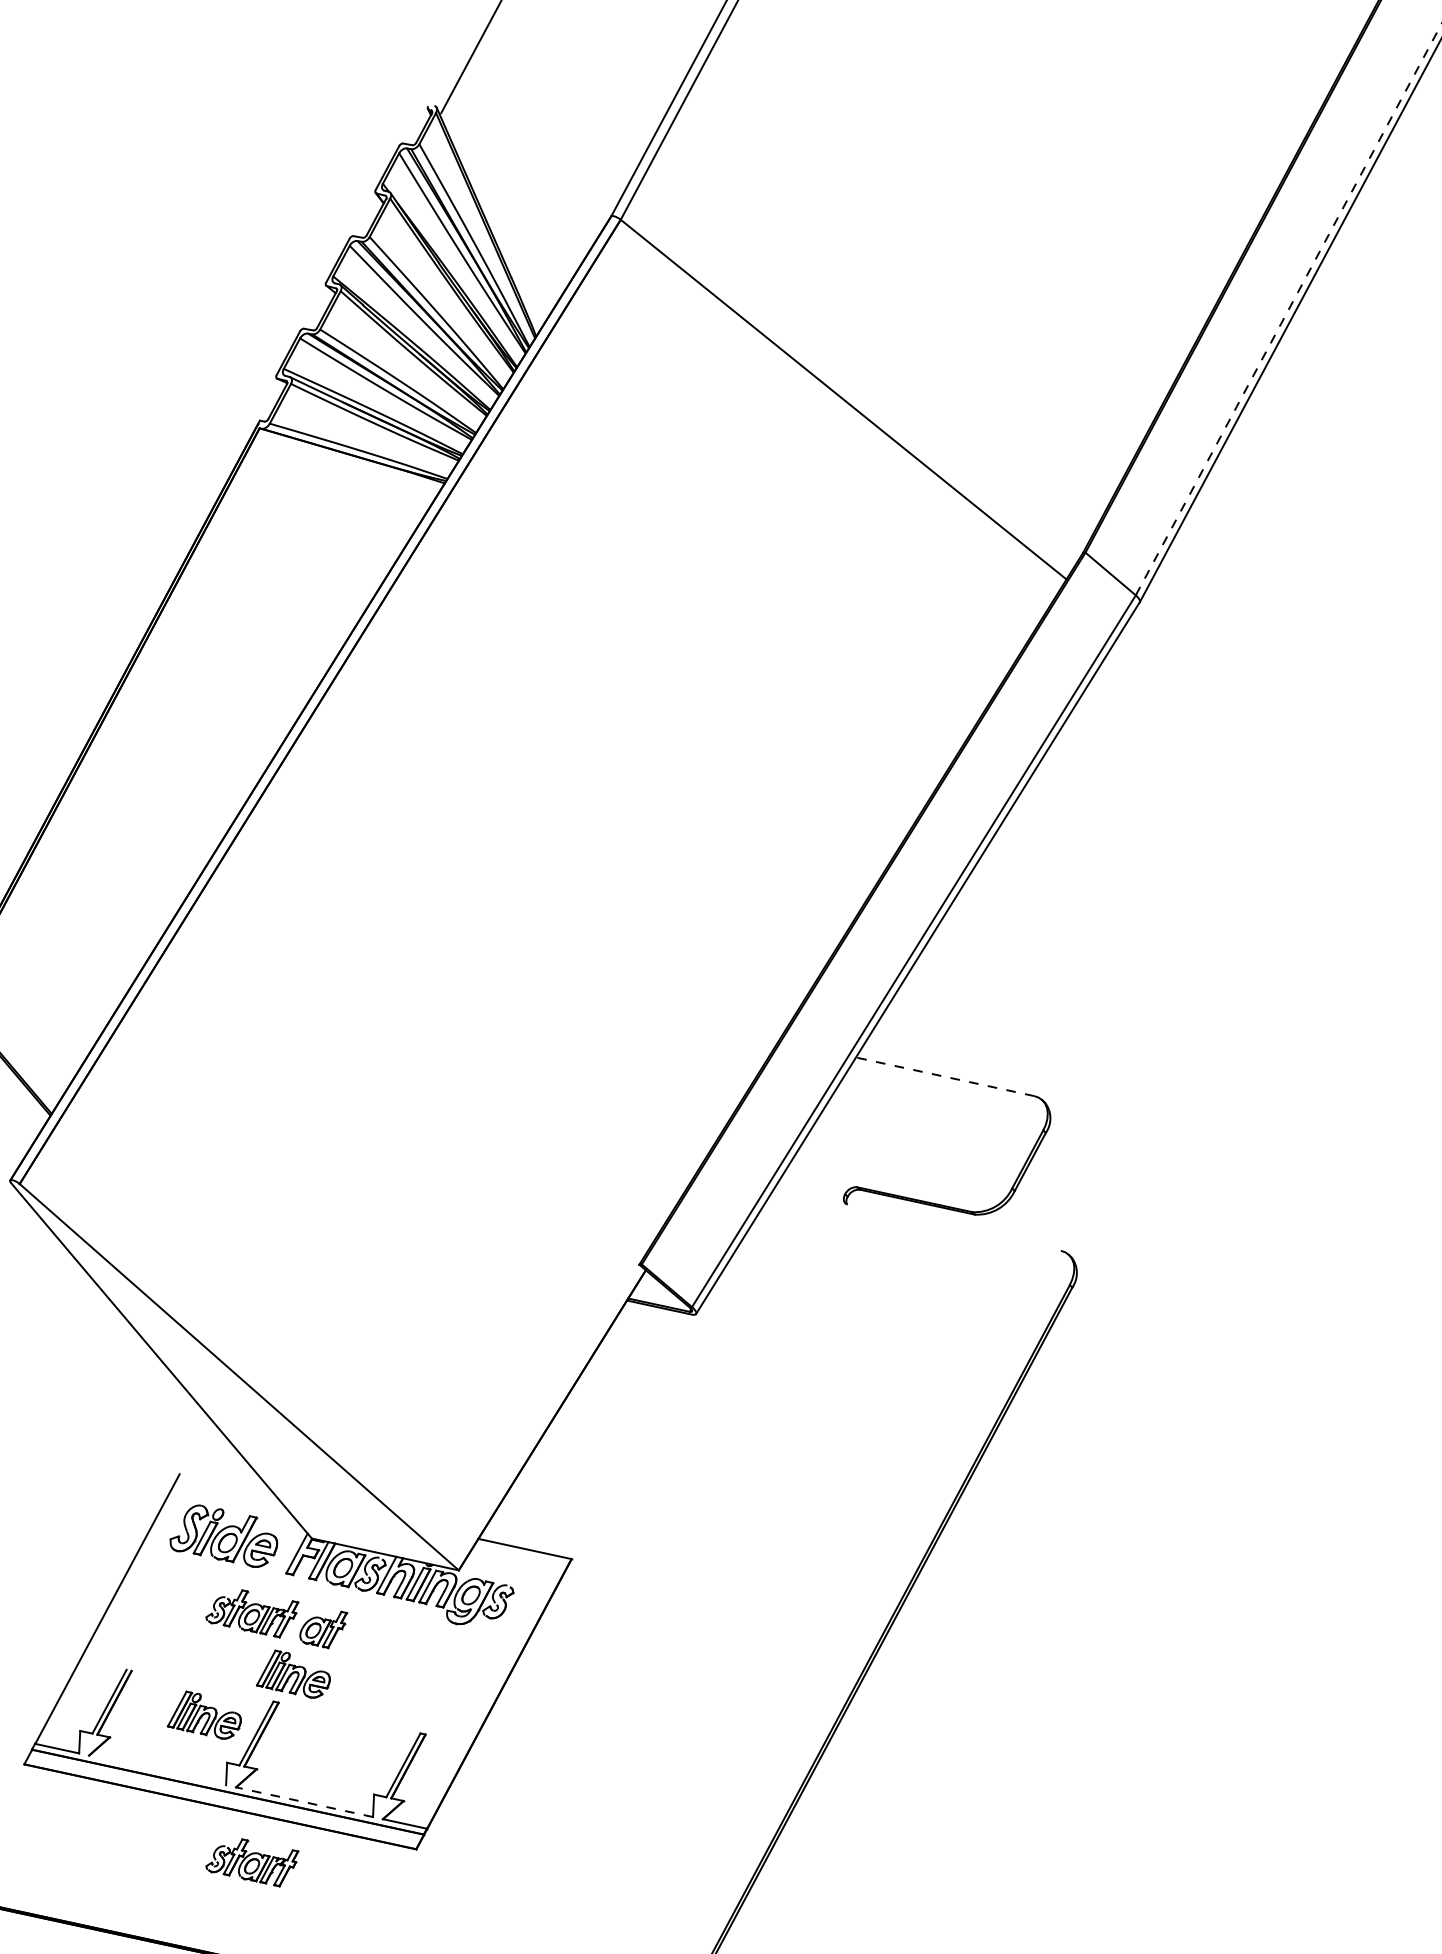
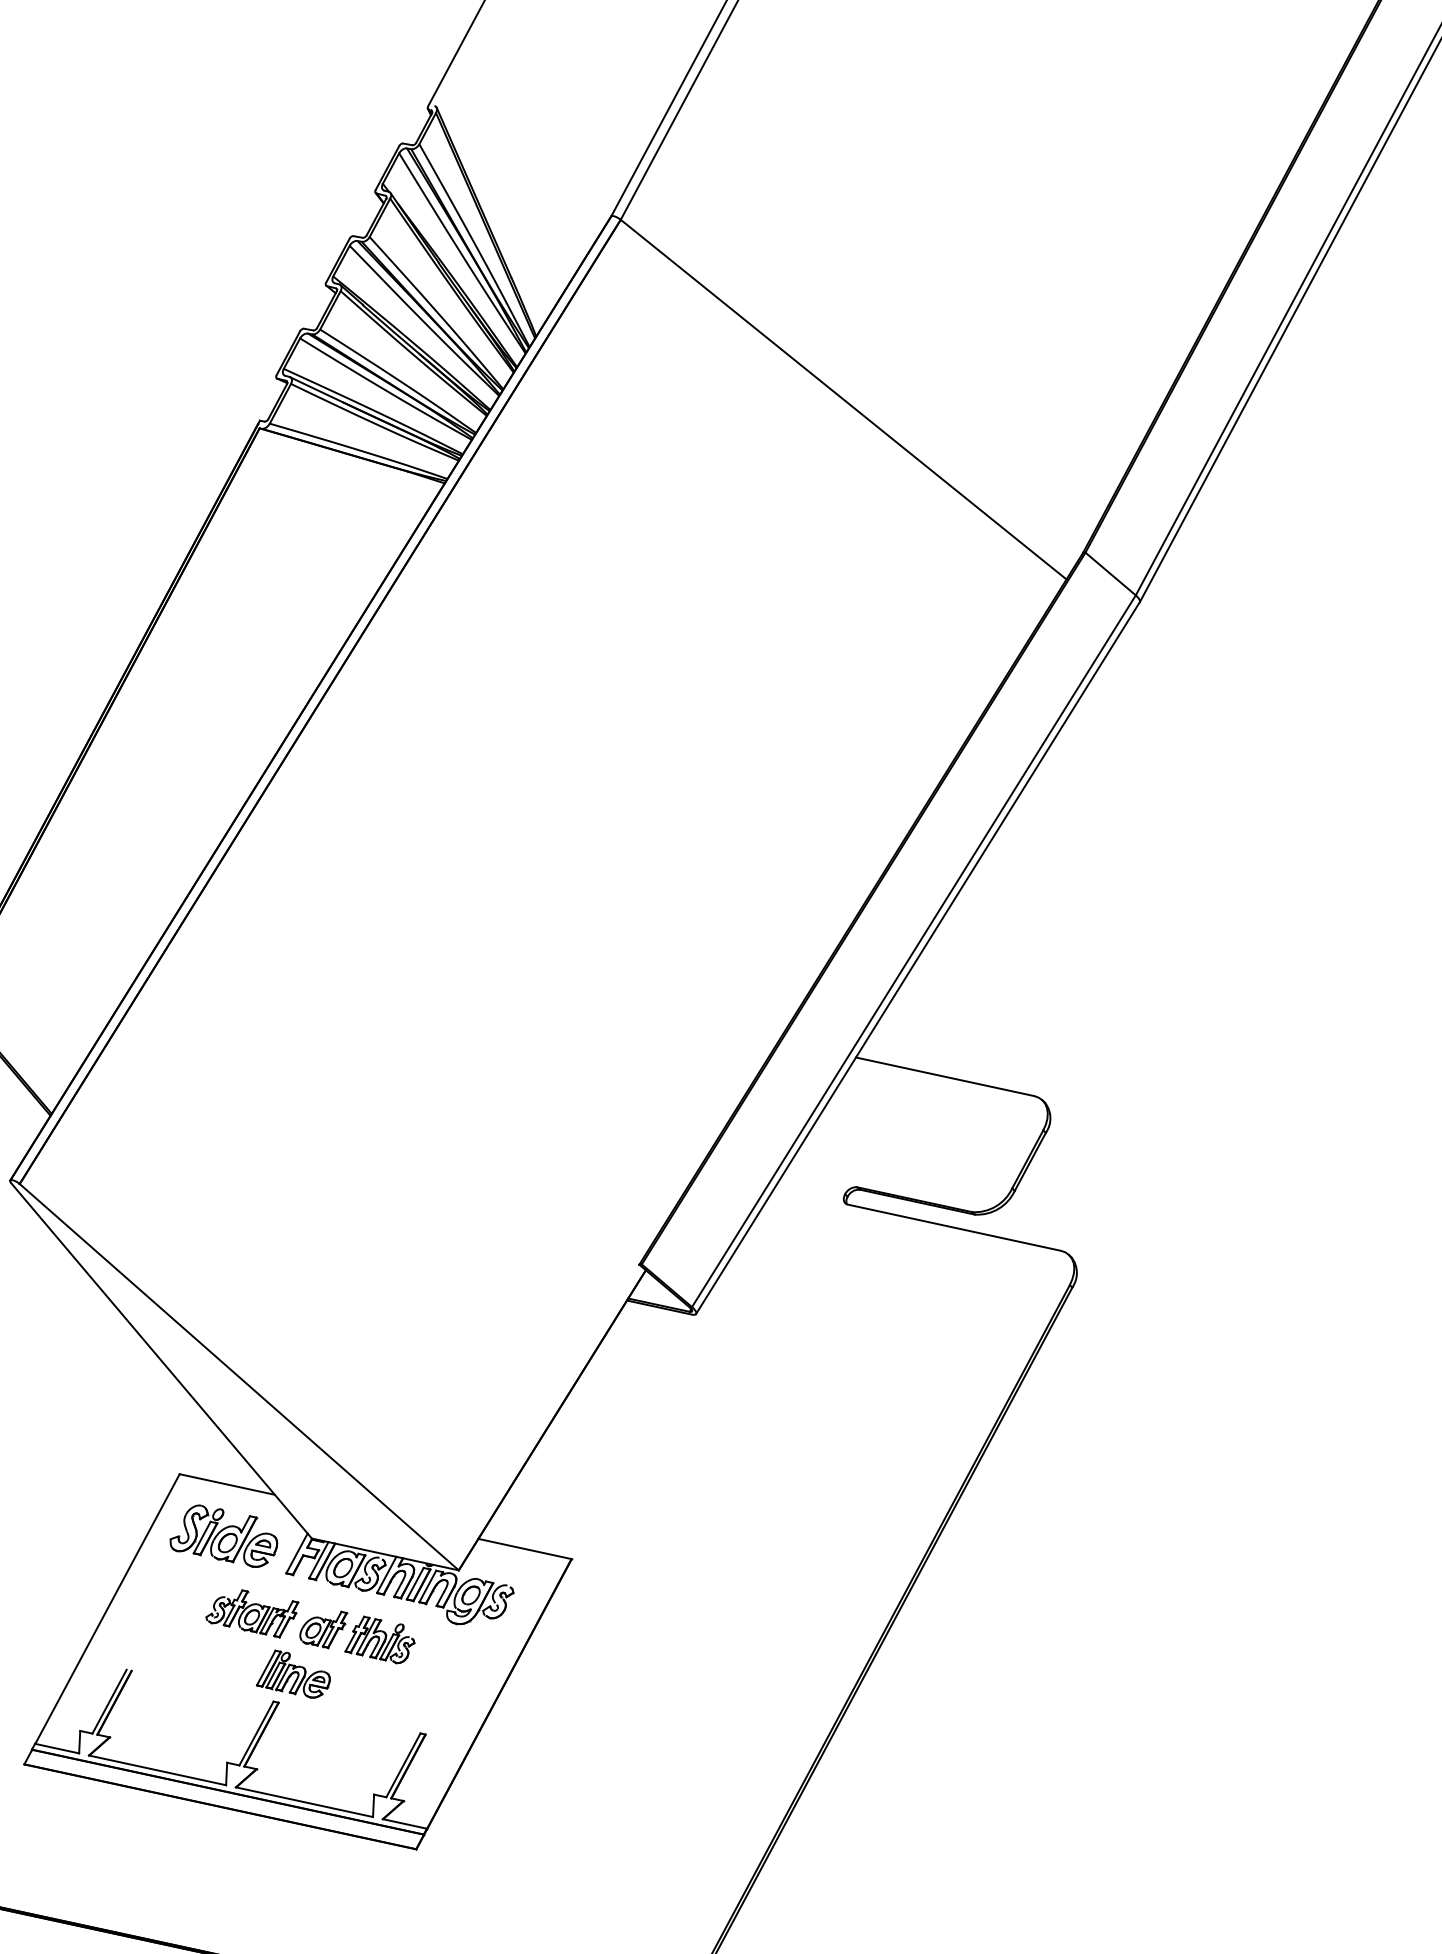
line position: (470, 57) -> (455, 54) (455, 54)
line: dashed -> solid (1288, 309)
line: dashed -> solid (944, 1076)
line: none -> present (953, 1227)
line: none -> present (226, 1484)
part: none -> present (379, 1639)
part: present -> none (203, 1714)
line: none -> present (157, 1770)
line: dashed -> solid (303, 1802)
part: present -> none (252, 1862)
